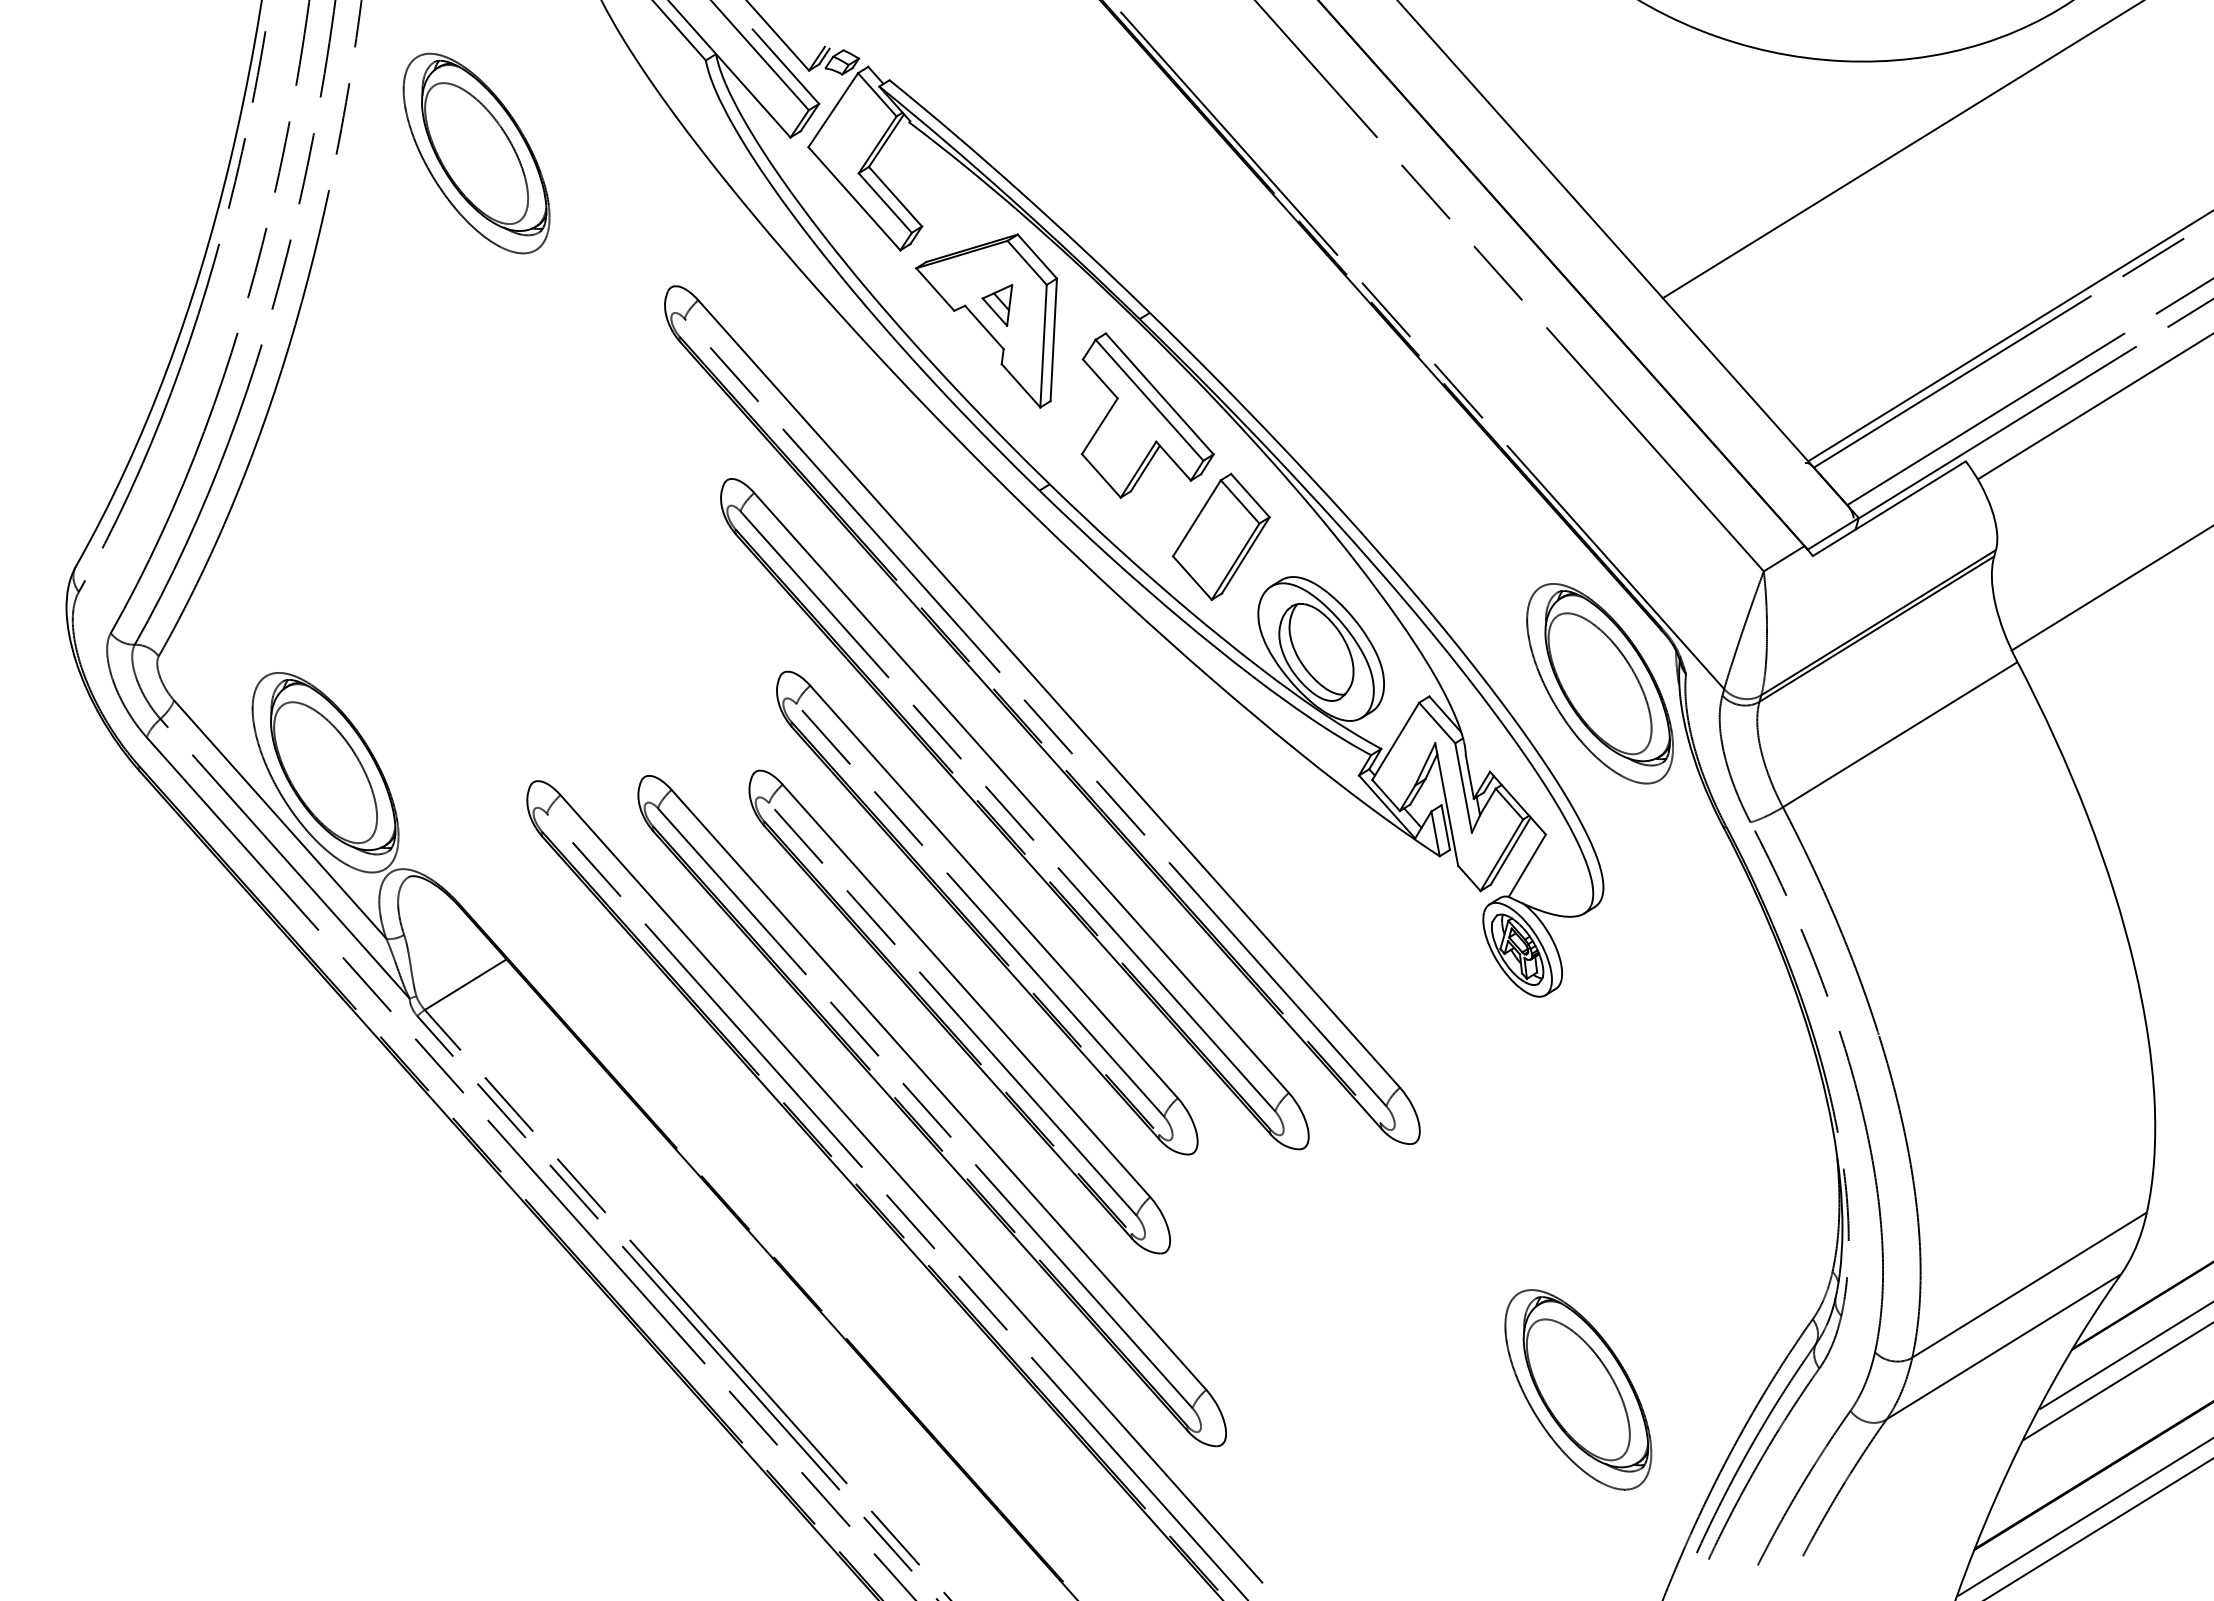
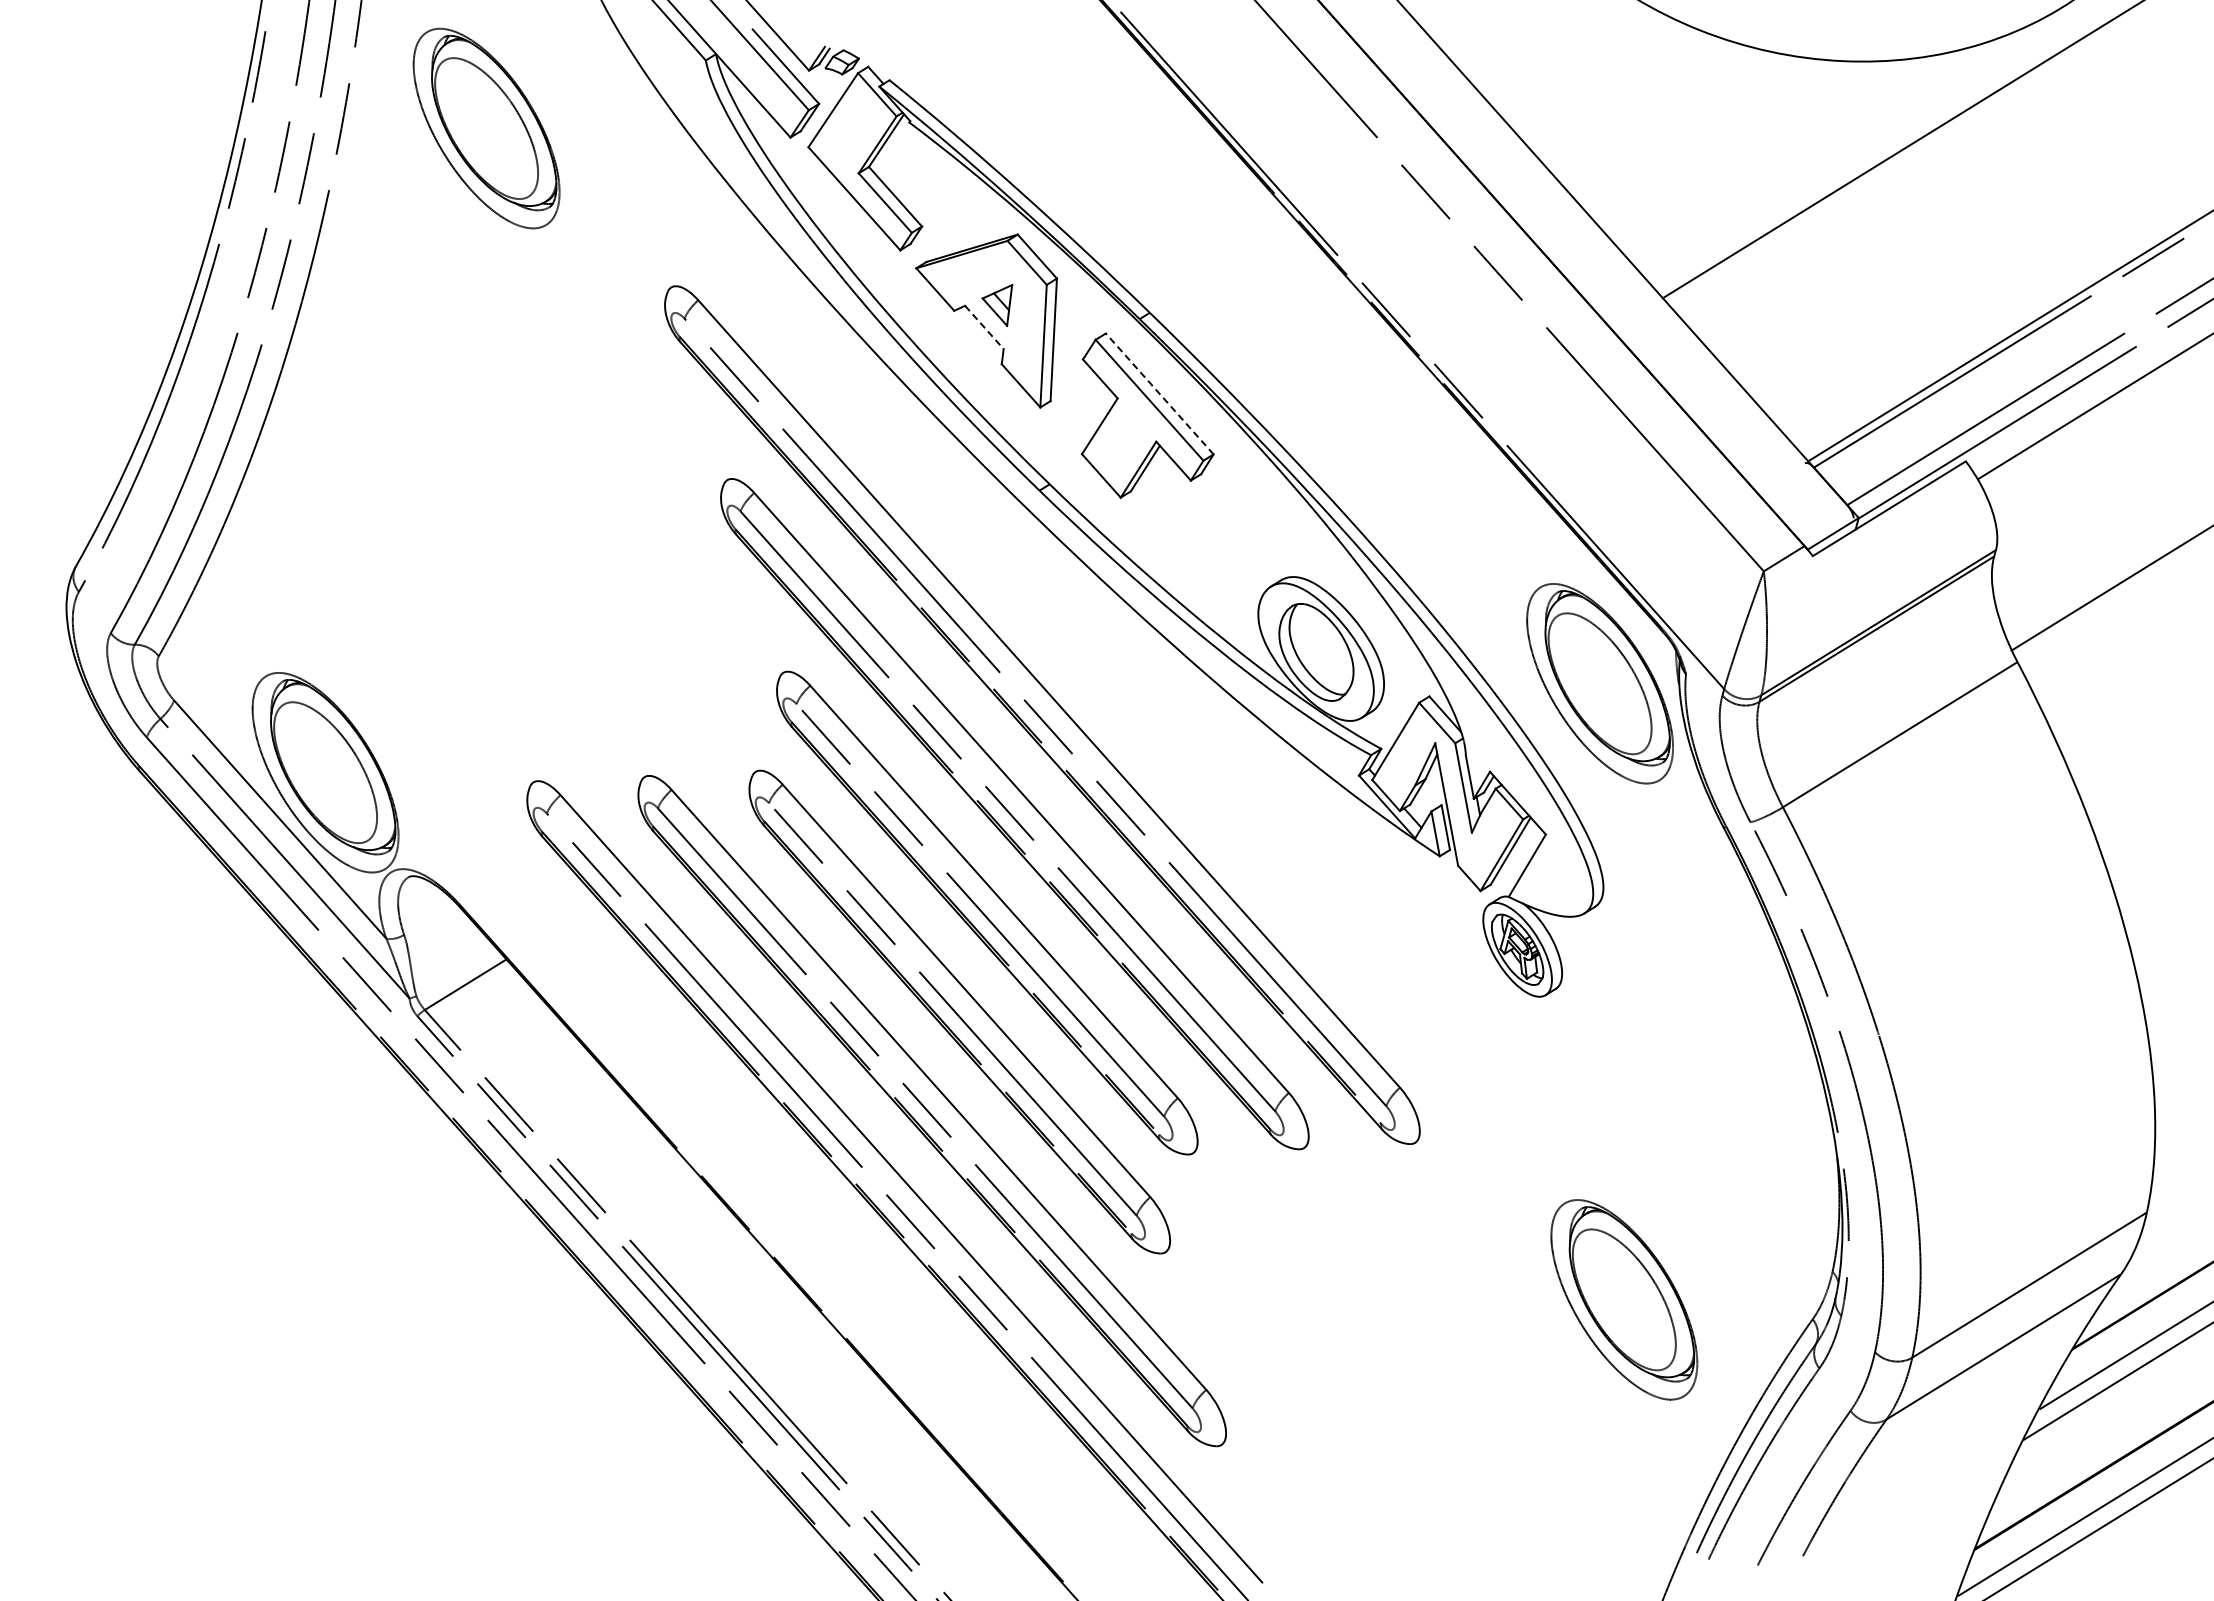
part position: (476, 153) -> (486, 128) (486, 128)
line: solid -> dashed (984, 327)
line: solid -> dashed (1159, 393)
part: present -> none (1220, 536)
part position: (1578, 1389) -> (1624, 1299) (1624, 1299)
